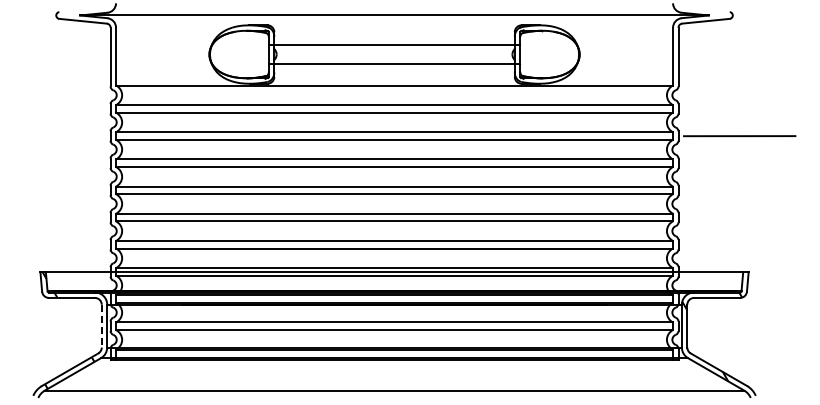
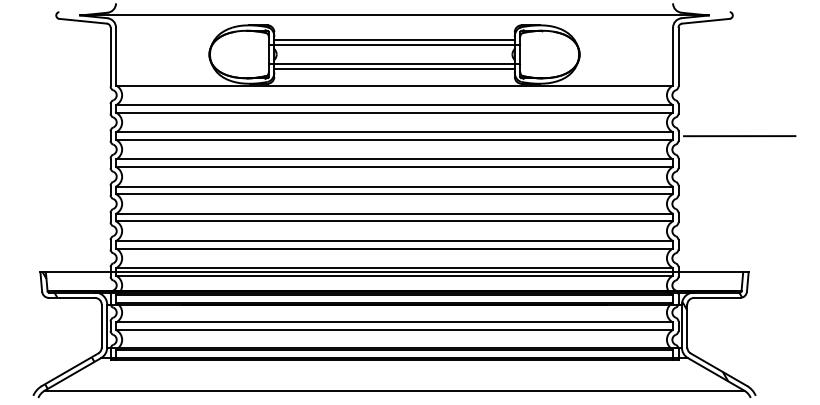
line: none -> present (394, 40)
line: none -> present (394, 69)
line: dashed -> solid (101, 326)
